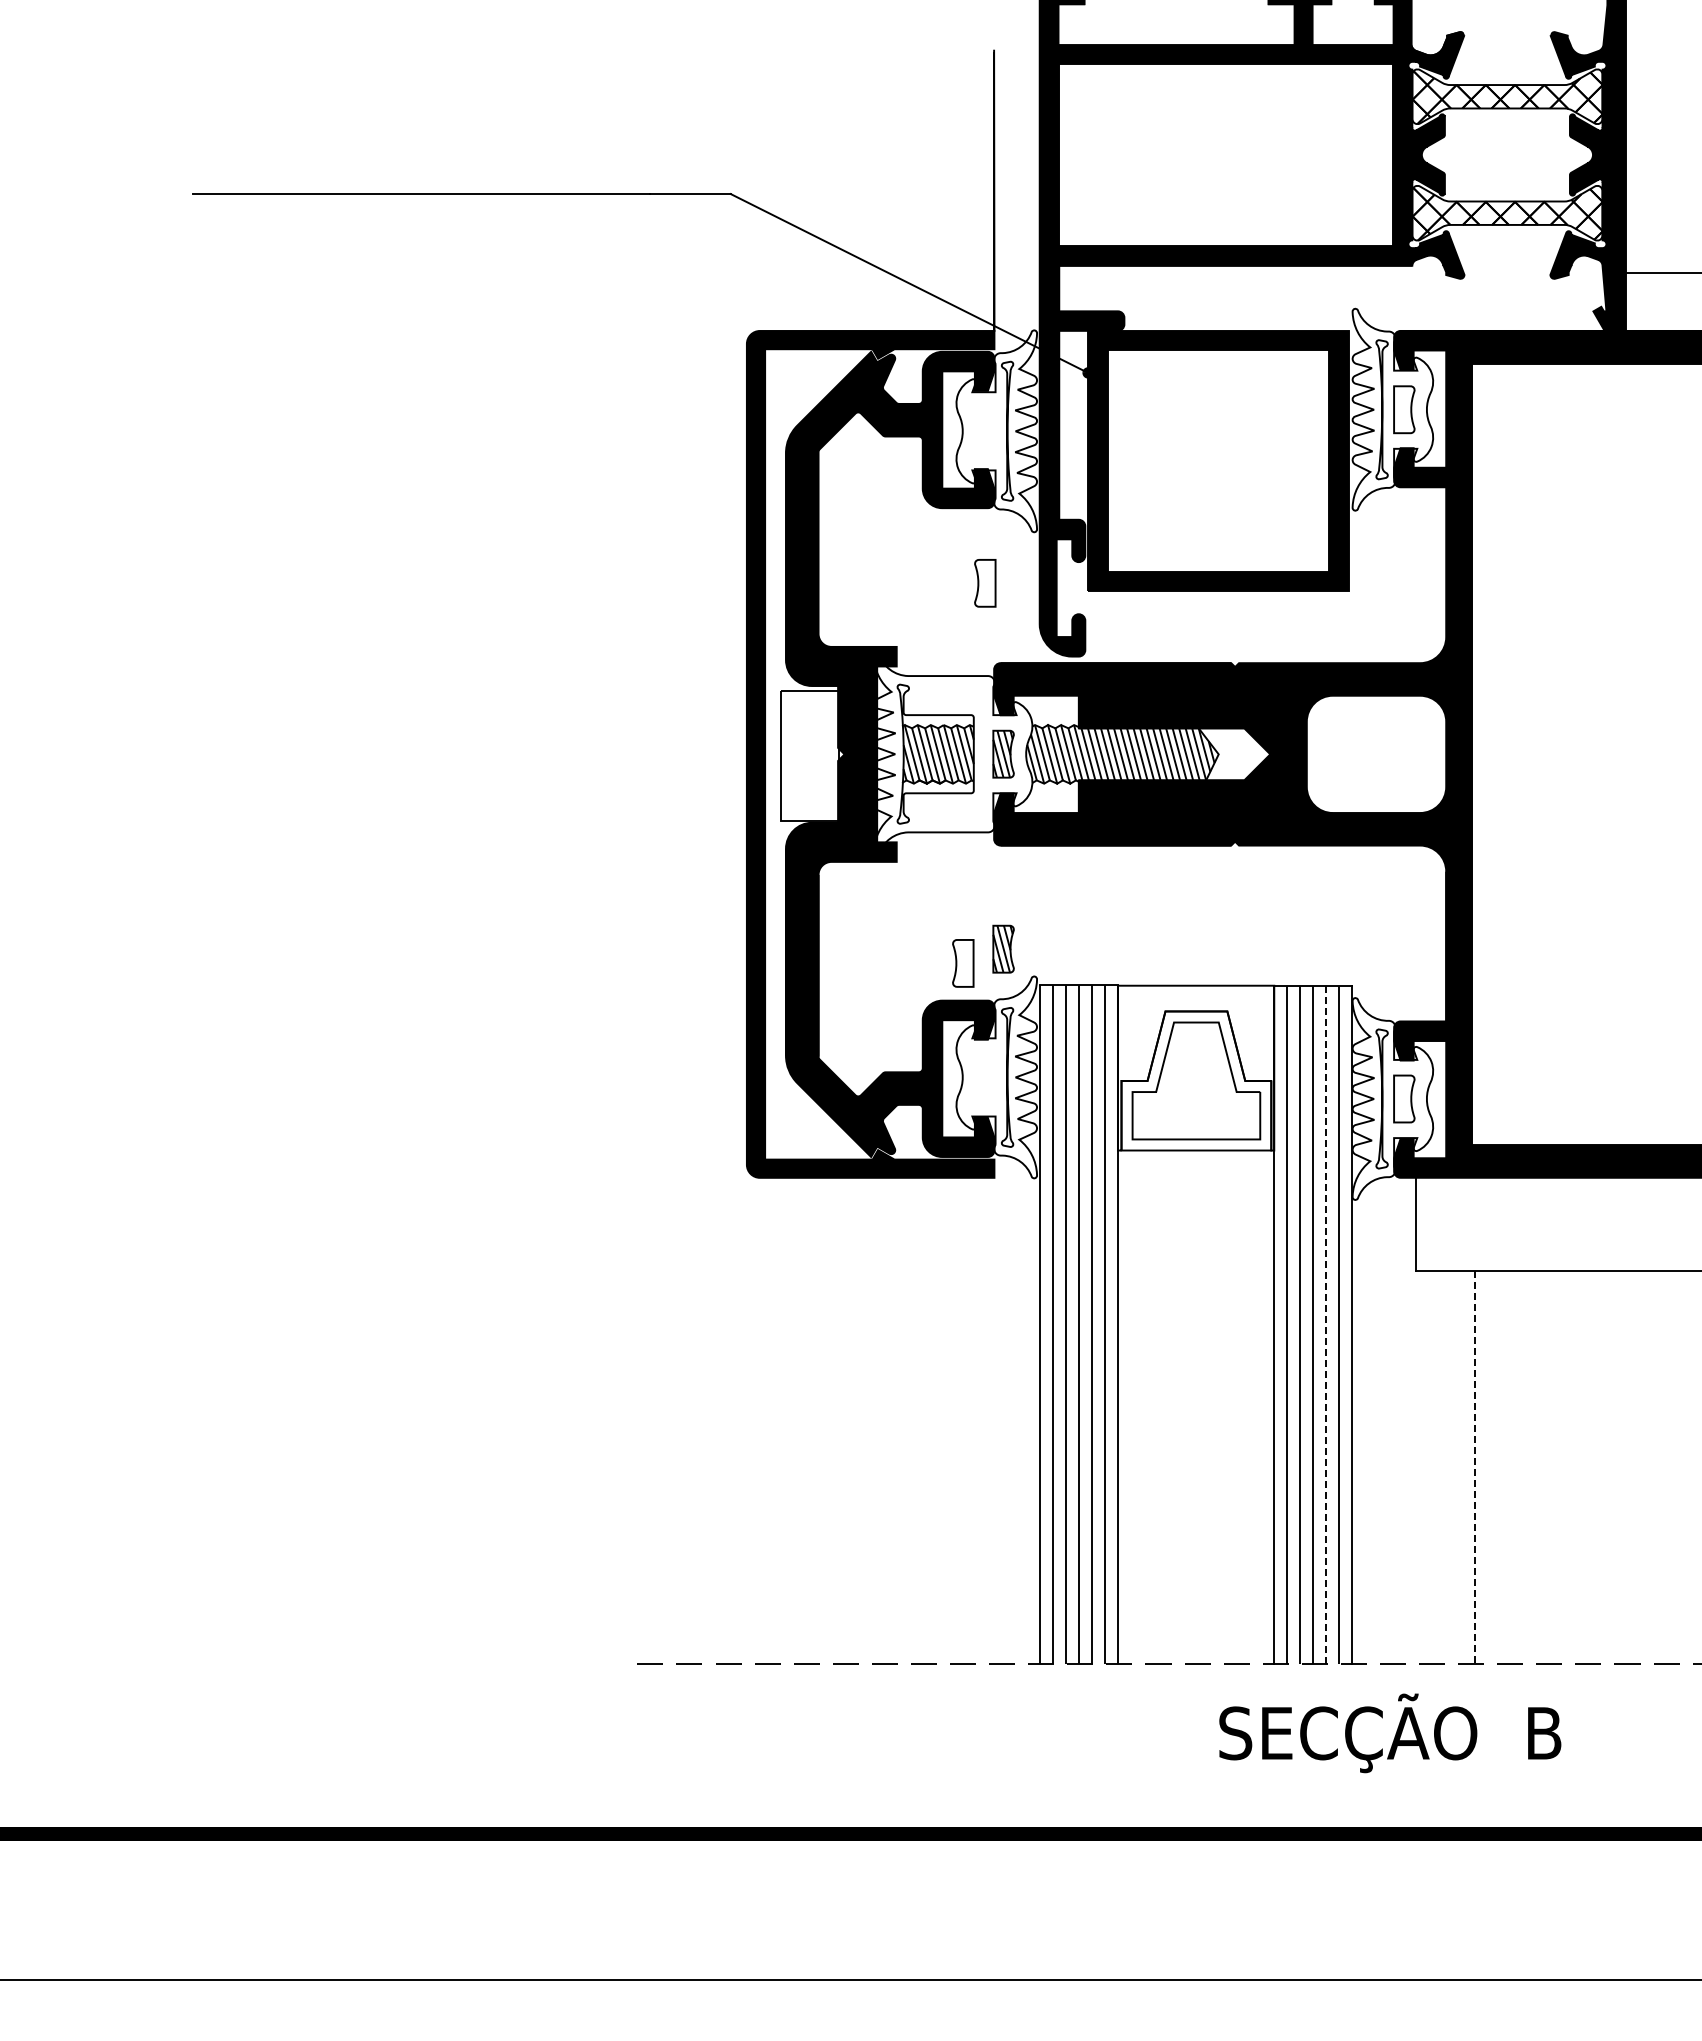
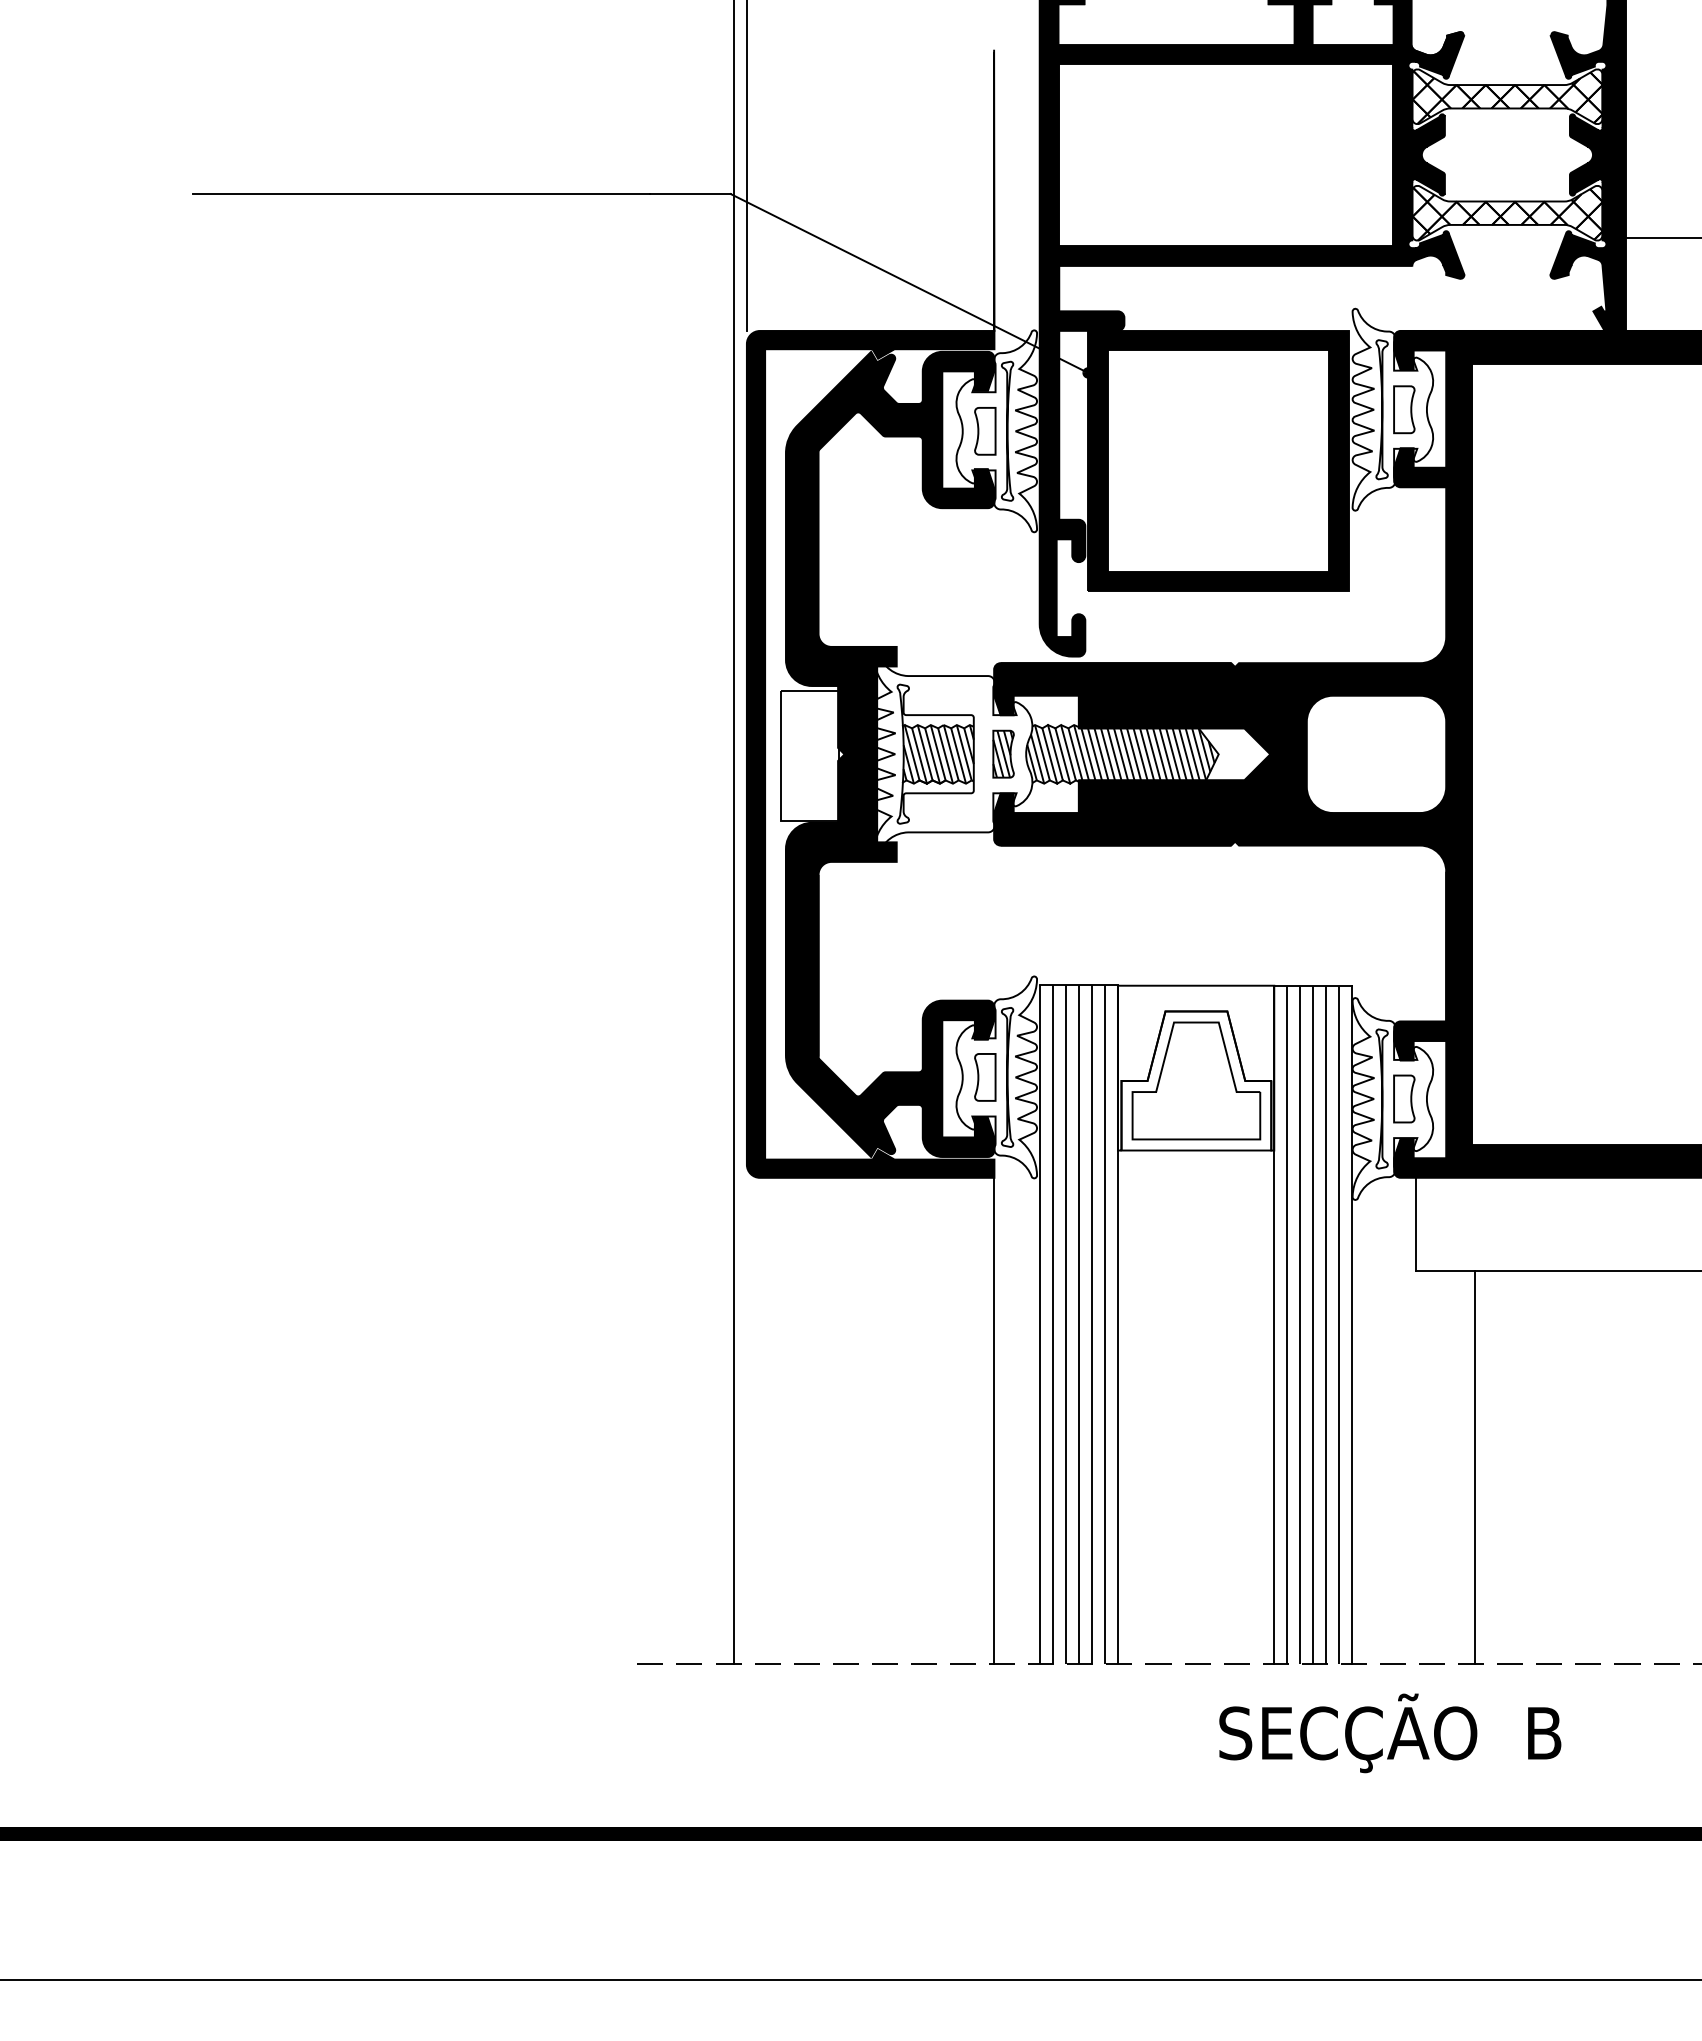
line: none -> present (747, 166)
line position: (1661, 273) -> (1661, 238) (1661, 238)
part position: (985, 583) -> (985, 431) (985, 431)
line: none -> present (733, 833)
part: present -> none (1003, 948)
part position: (963, 963) -> (985, 1077) (985, 1077)
line: dashed -> solid (1326, 1325)
line: none -> present (994, 1420)
line: dashed -> solid (1474, 1467)
